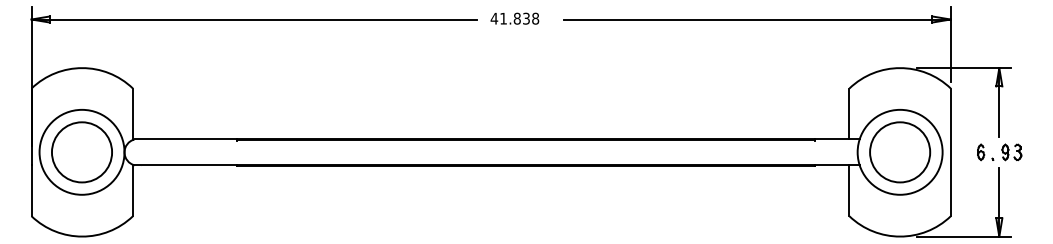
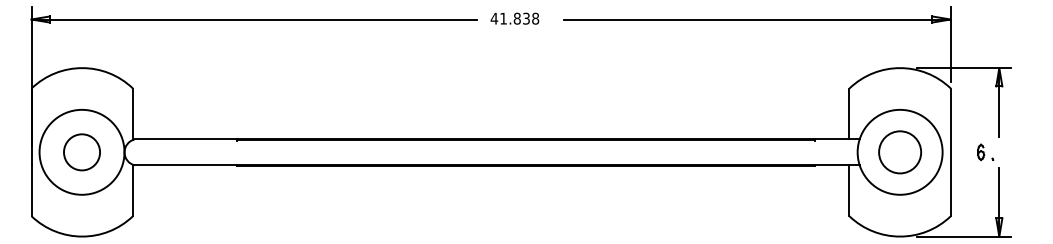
circle diameter: 60 px -> 36 px (82, 152)
circle diameter: 60 px -> 42 px (900, 152)
part: present -> none (1011, 152)
